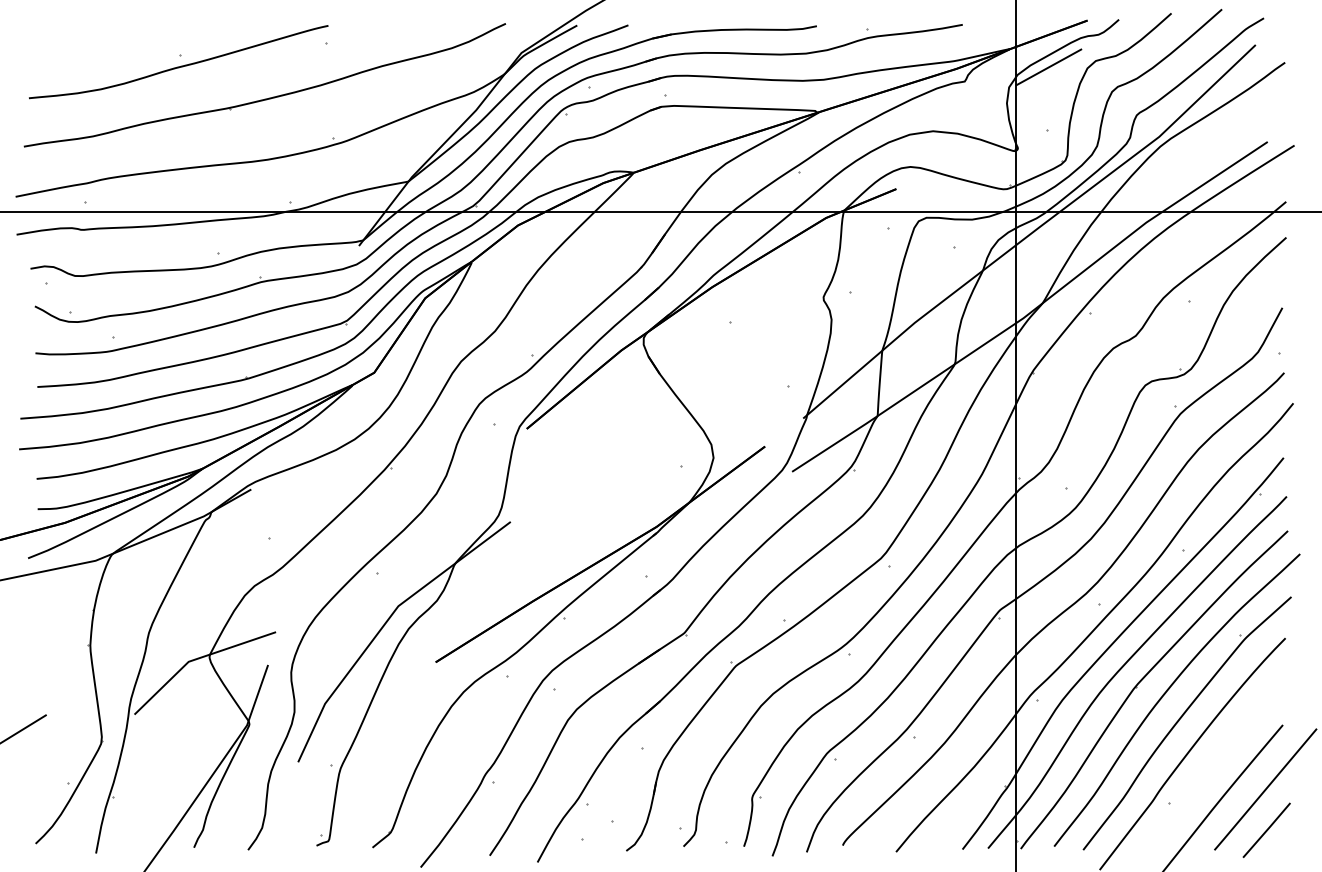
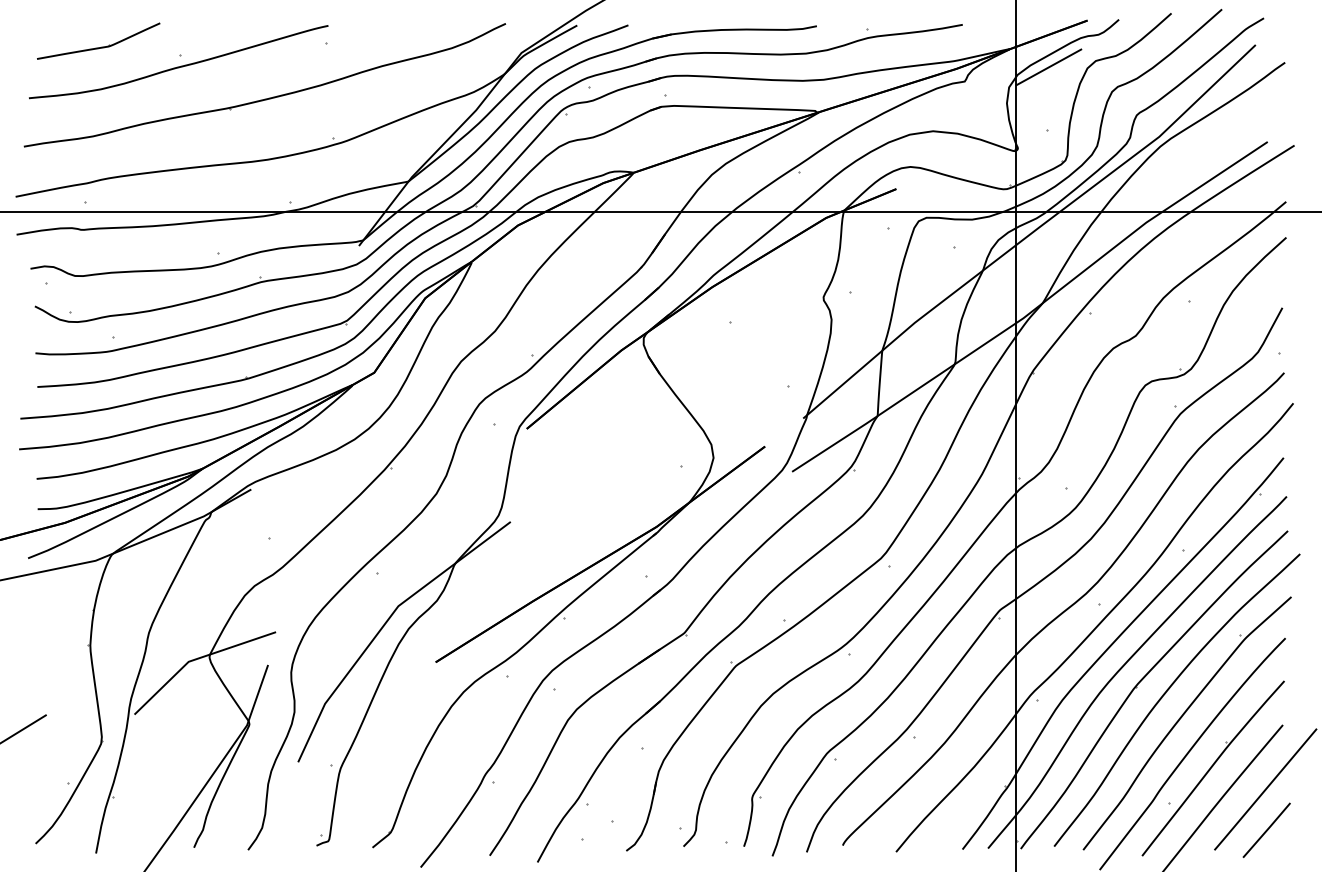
part: none -> present (101, 46)
part: none -> present (1212, 768)
